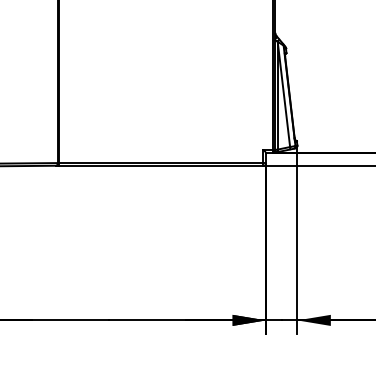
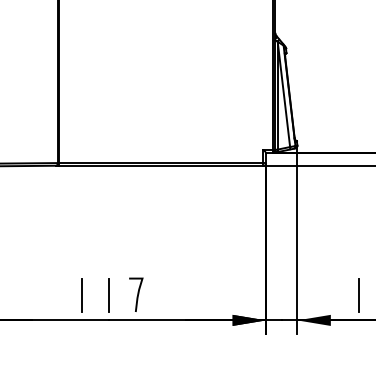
curve: none -> present (137, 294)
line: none -> present (82, 295)
line: none -> present (109, 295)
line: none -> present (359, 295)
